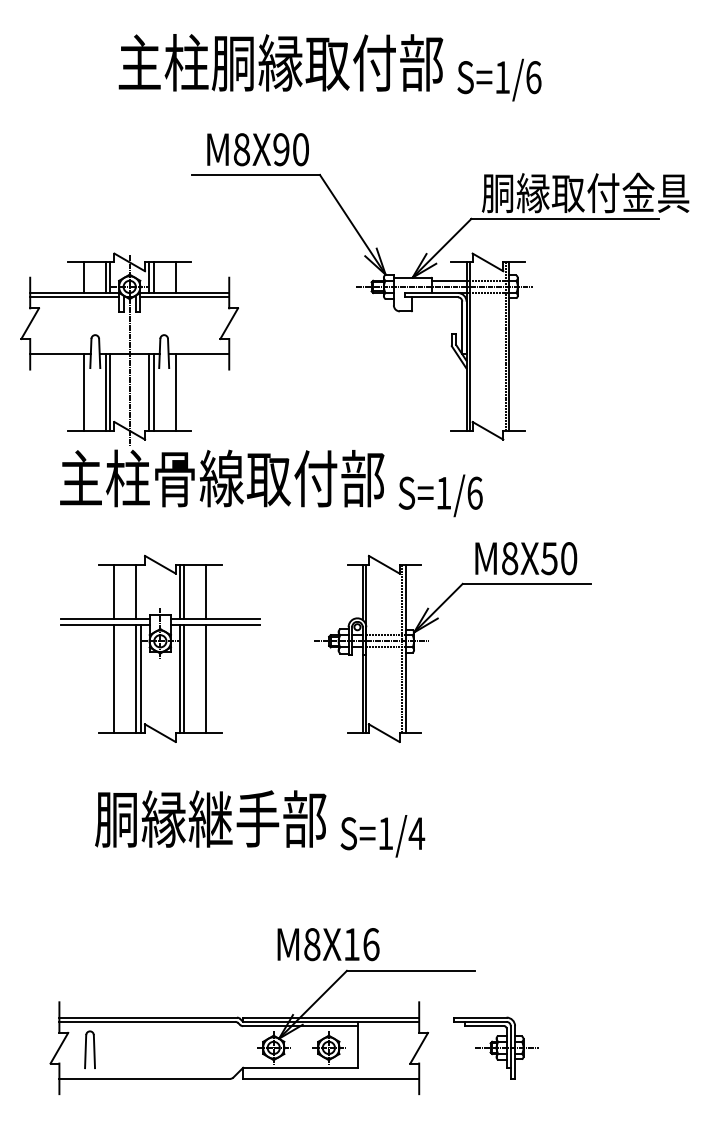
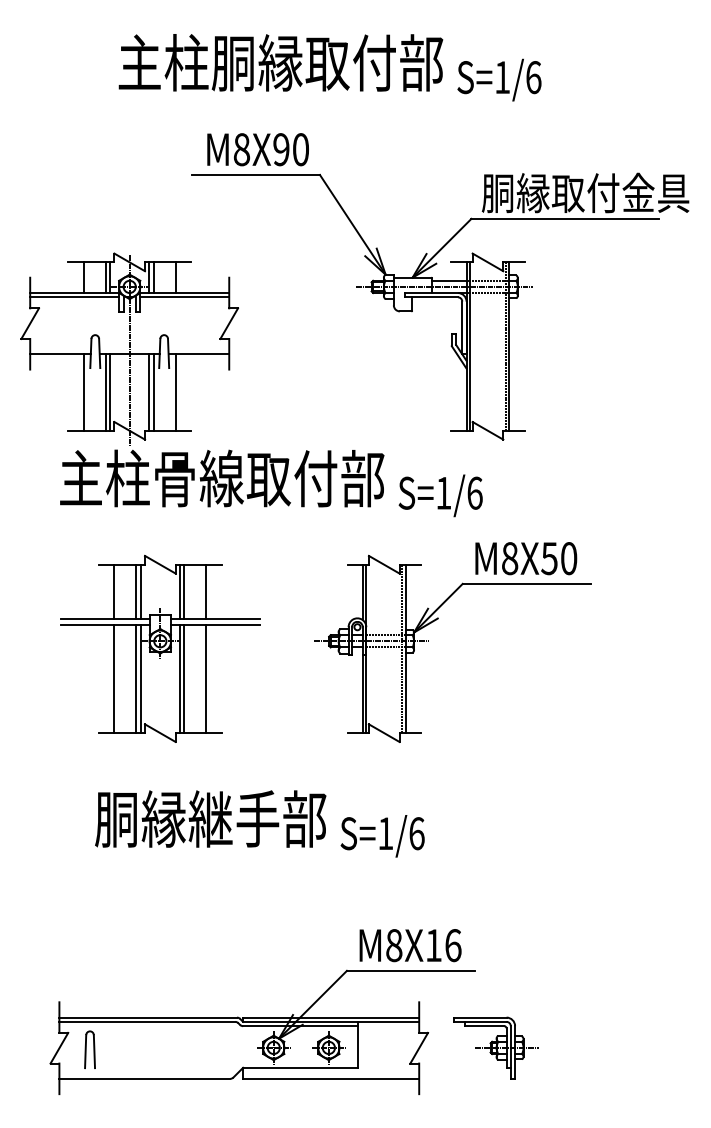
line: none -> present (140, 591)
text: S=1/4 -> S=1/6 (416, 833)
text position: (328, 944) -> (410, 945) (410, 945)
